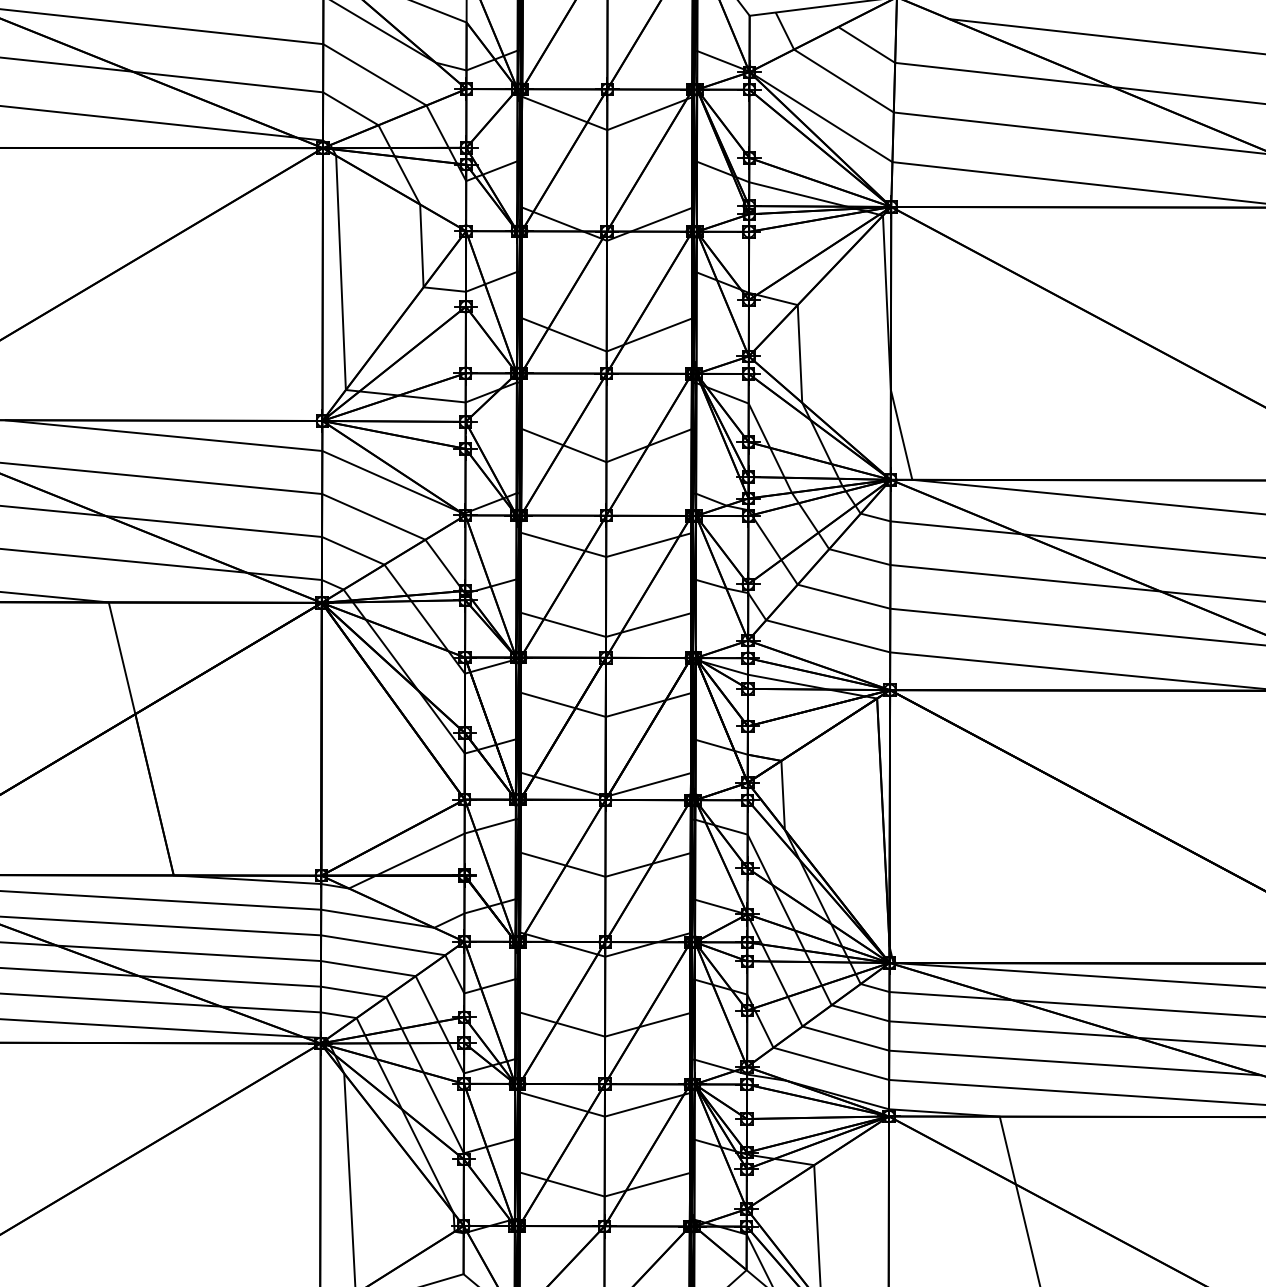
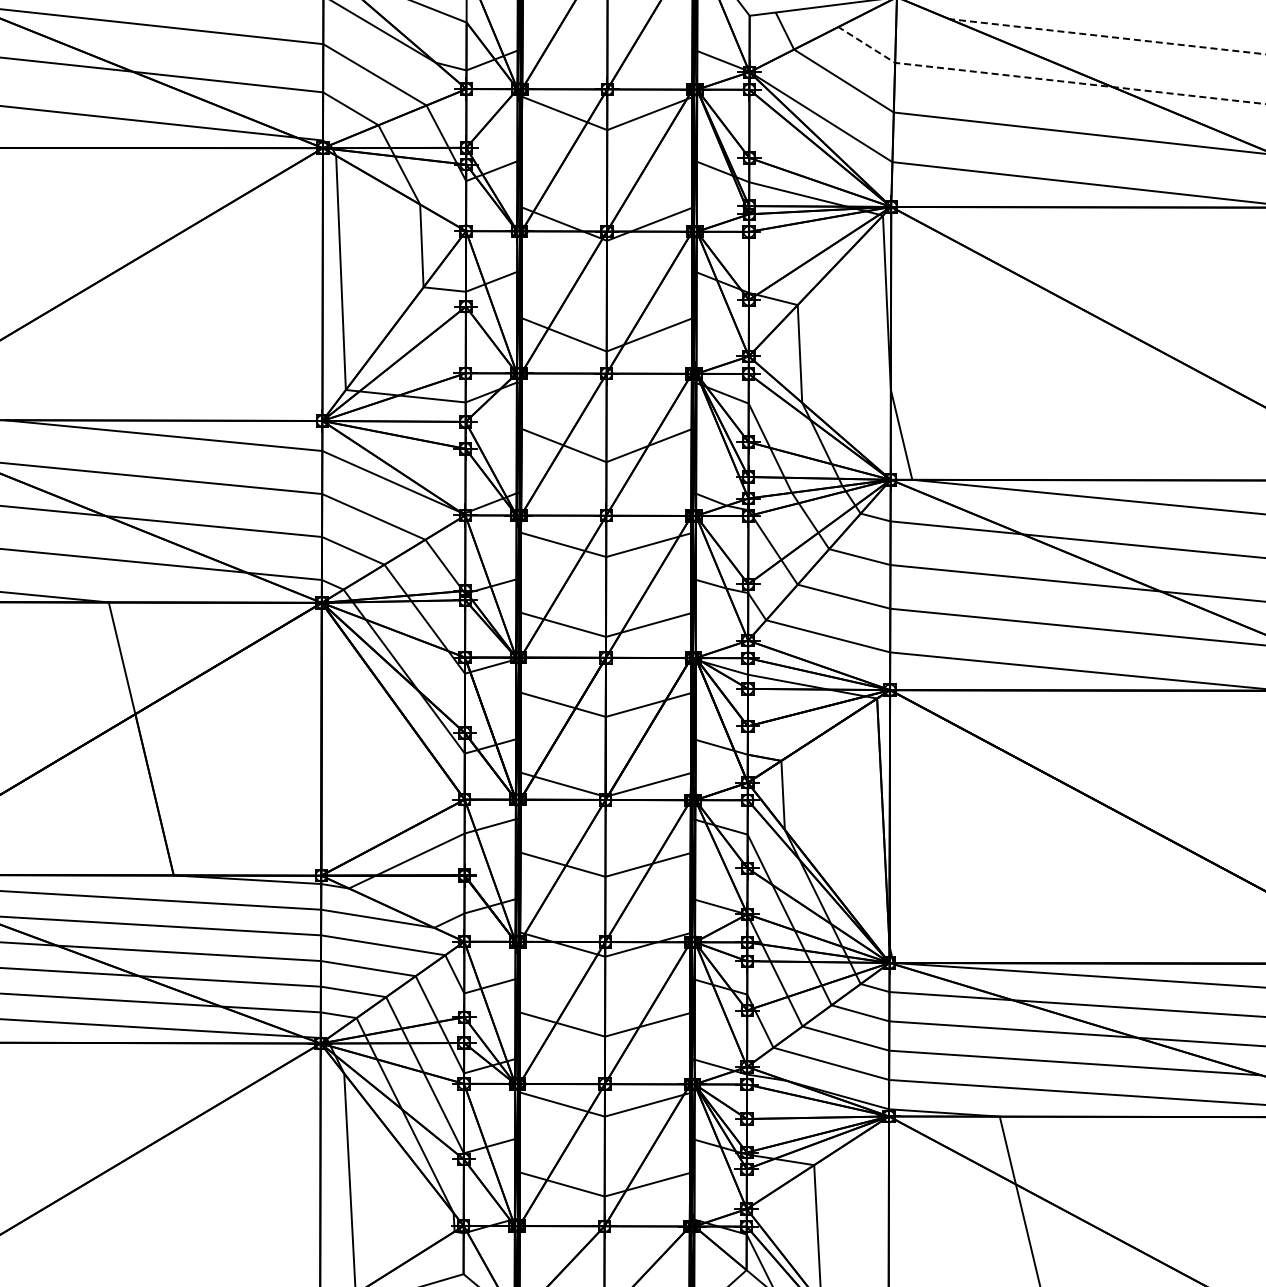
line: solid -> dashed (1107, 36)
line: solid -> dashed (1046, 79)
